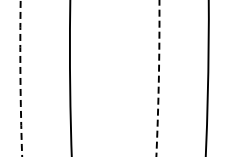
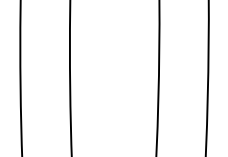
arc: dashed -> solid (20, 78)
arc: dashed -> solid (158, 78)
